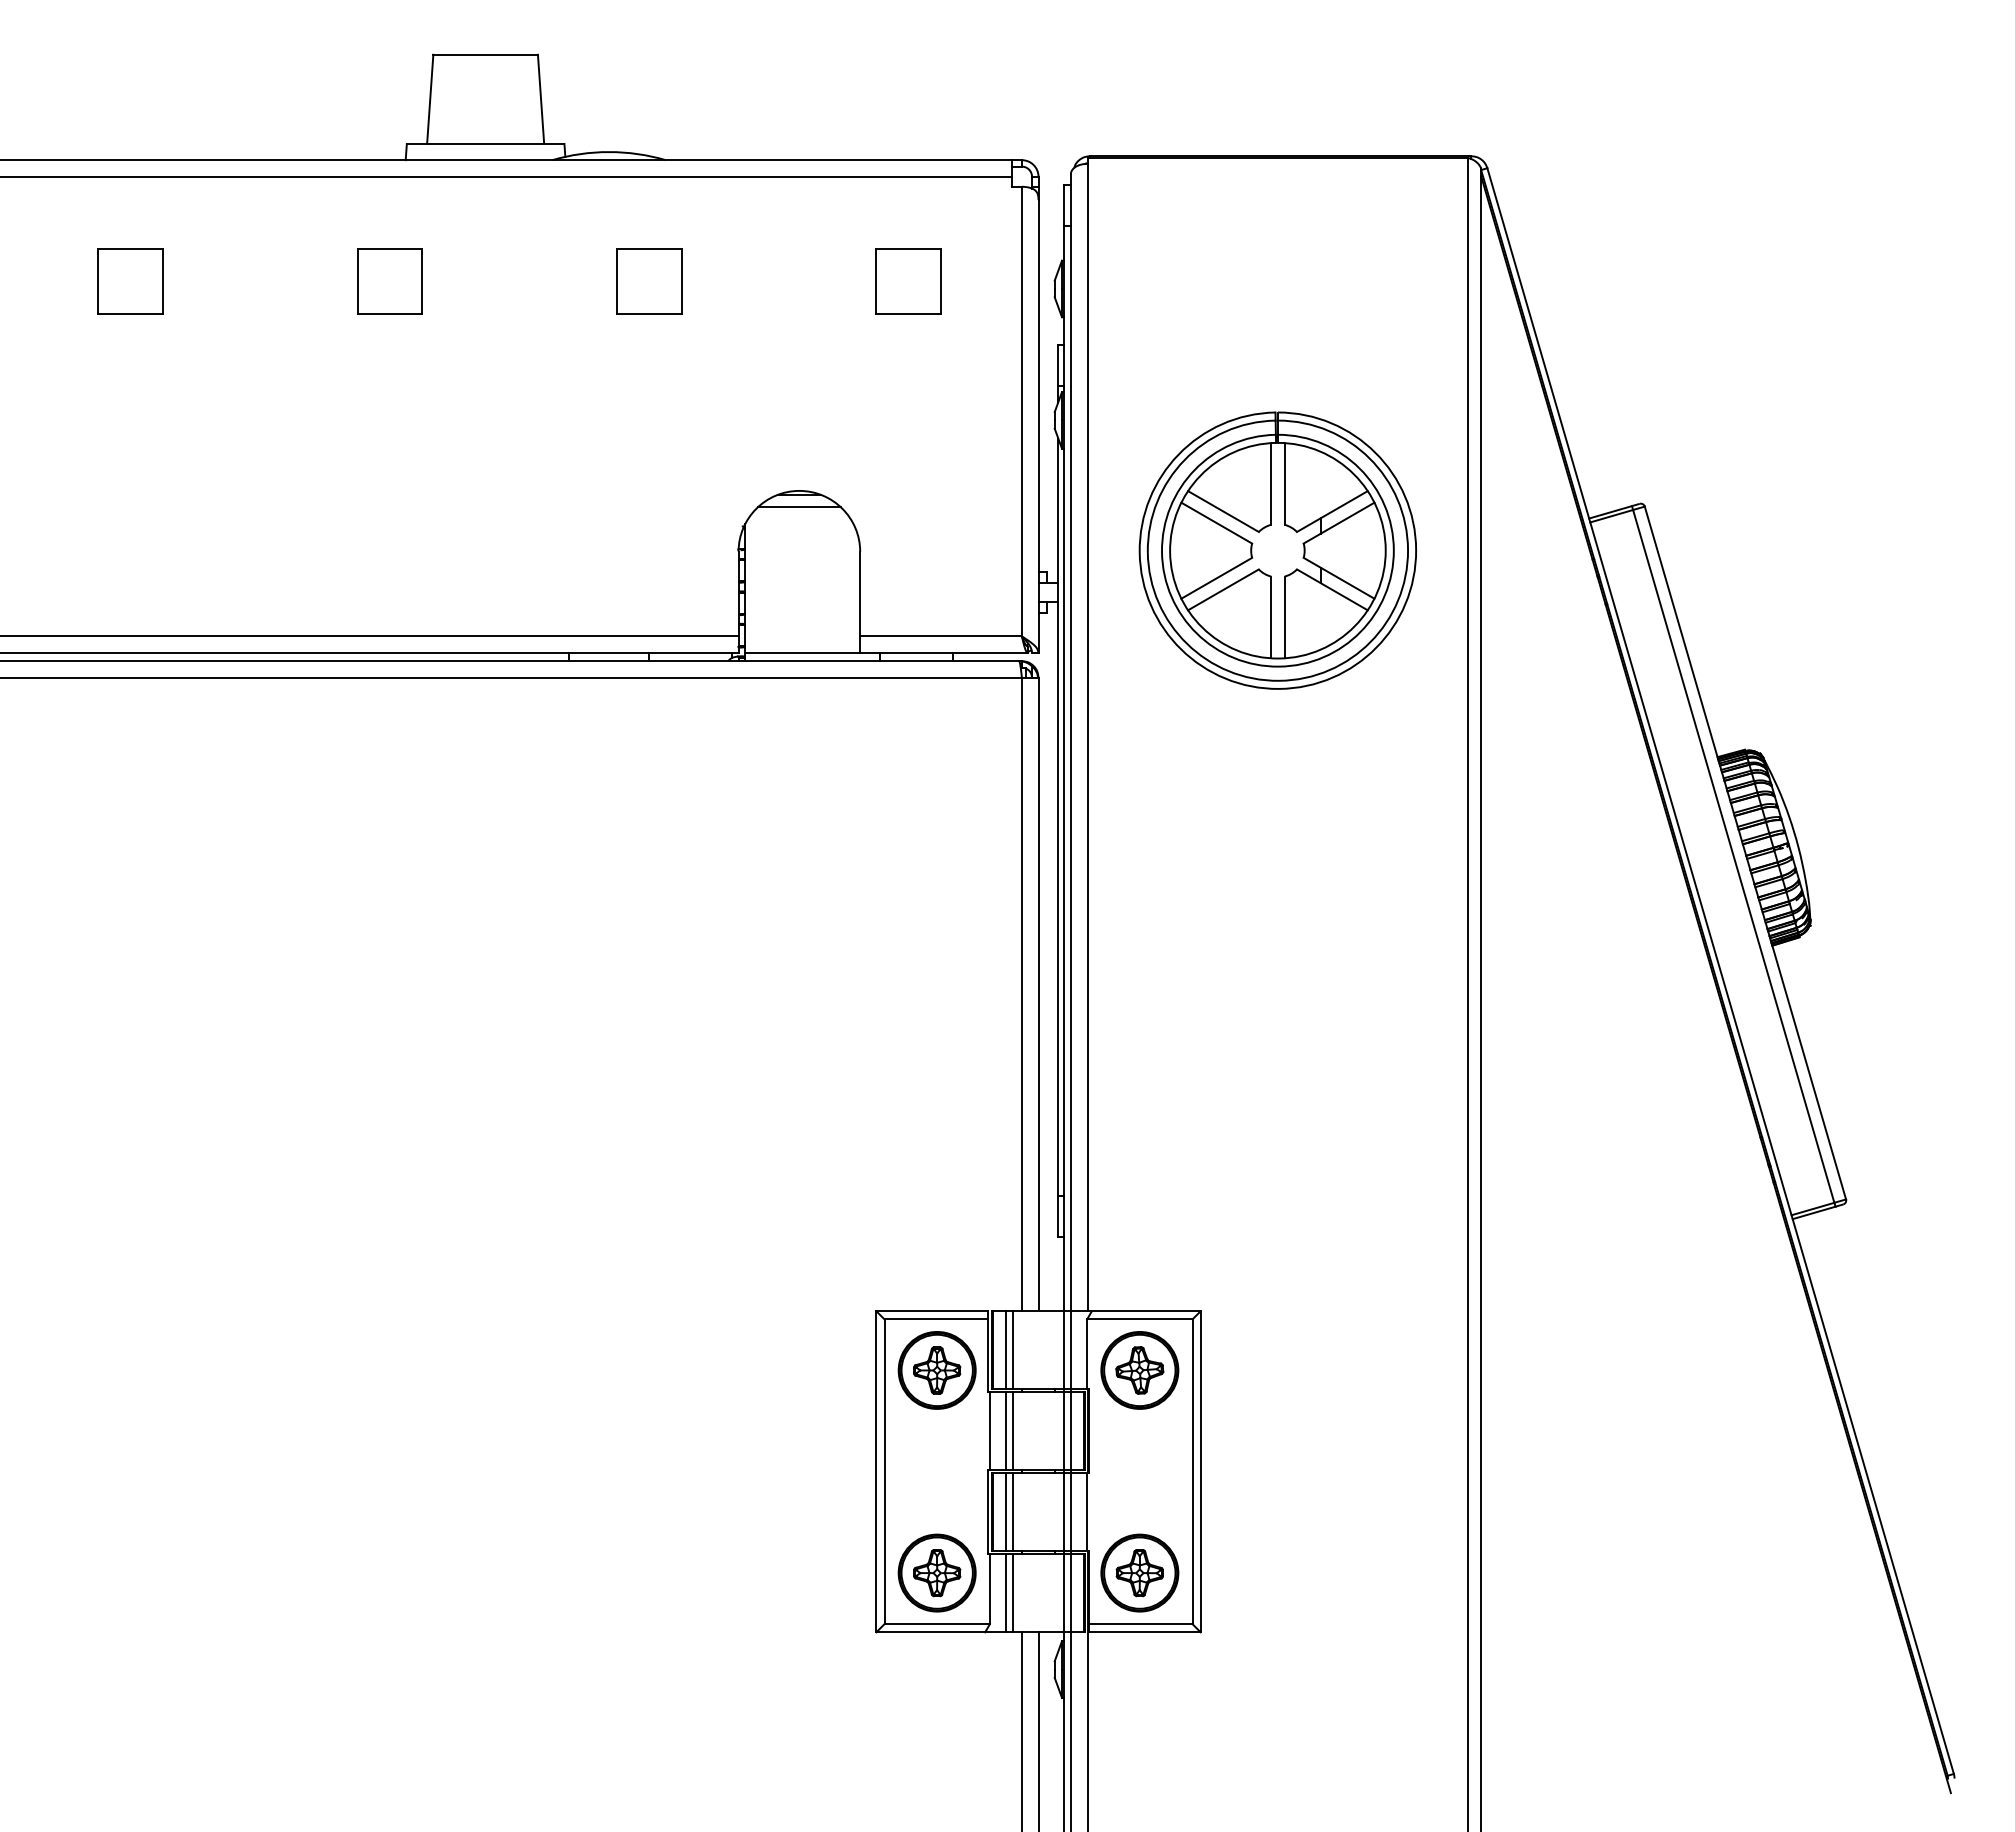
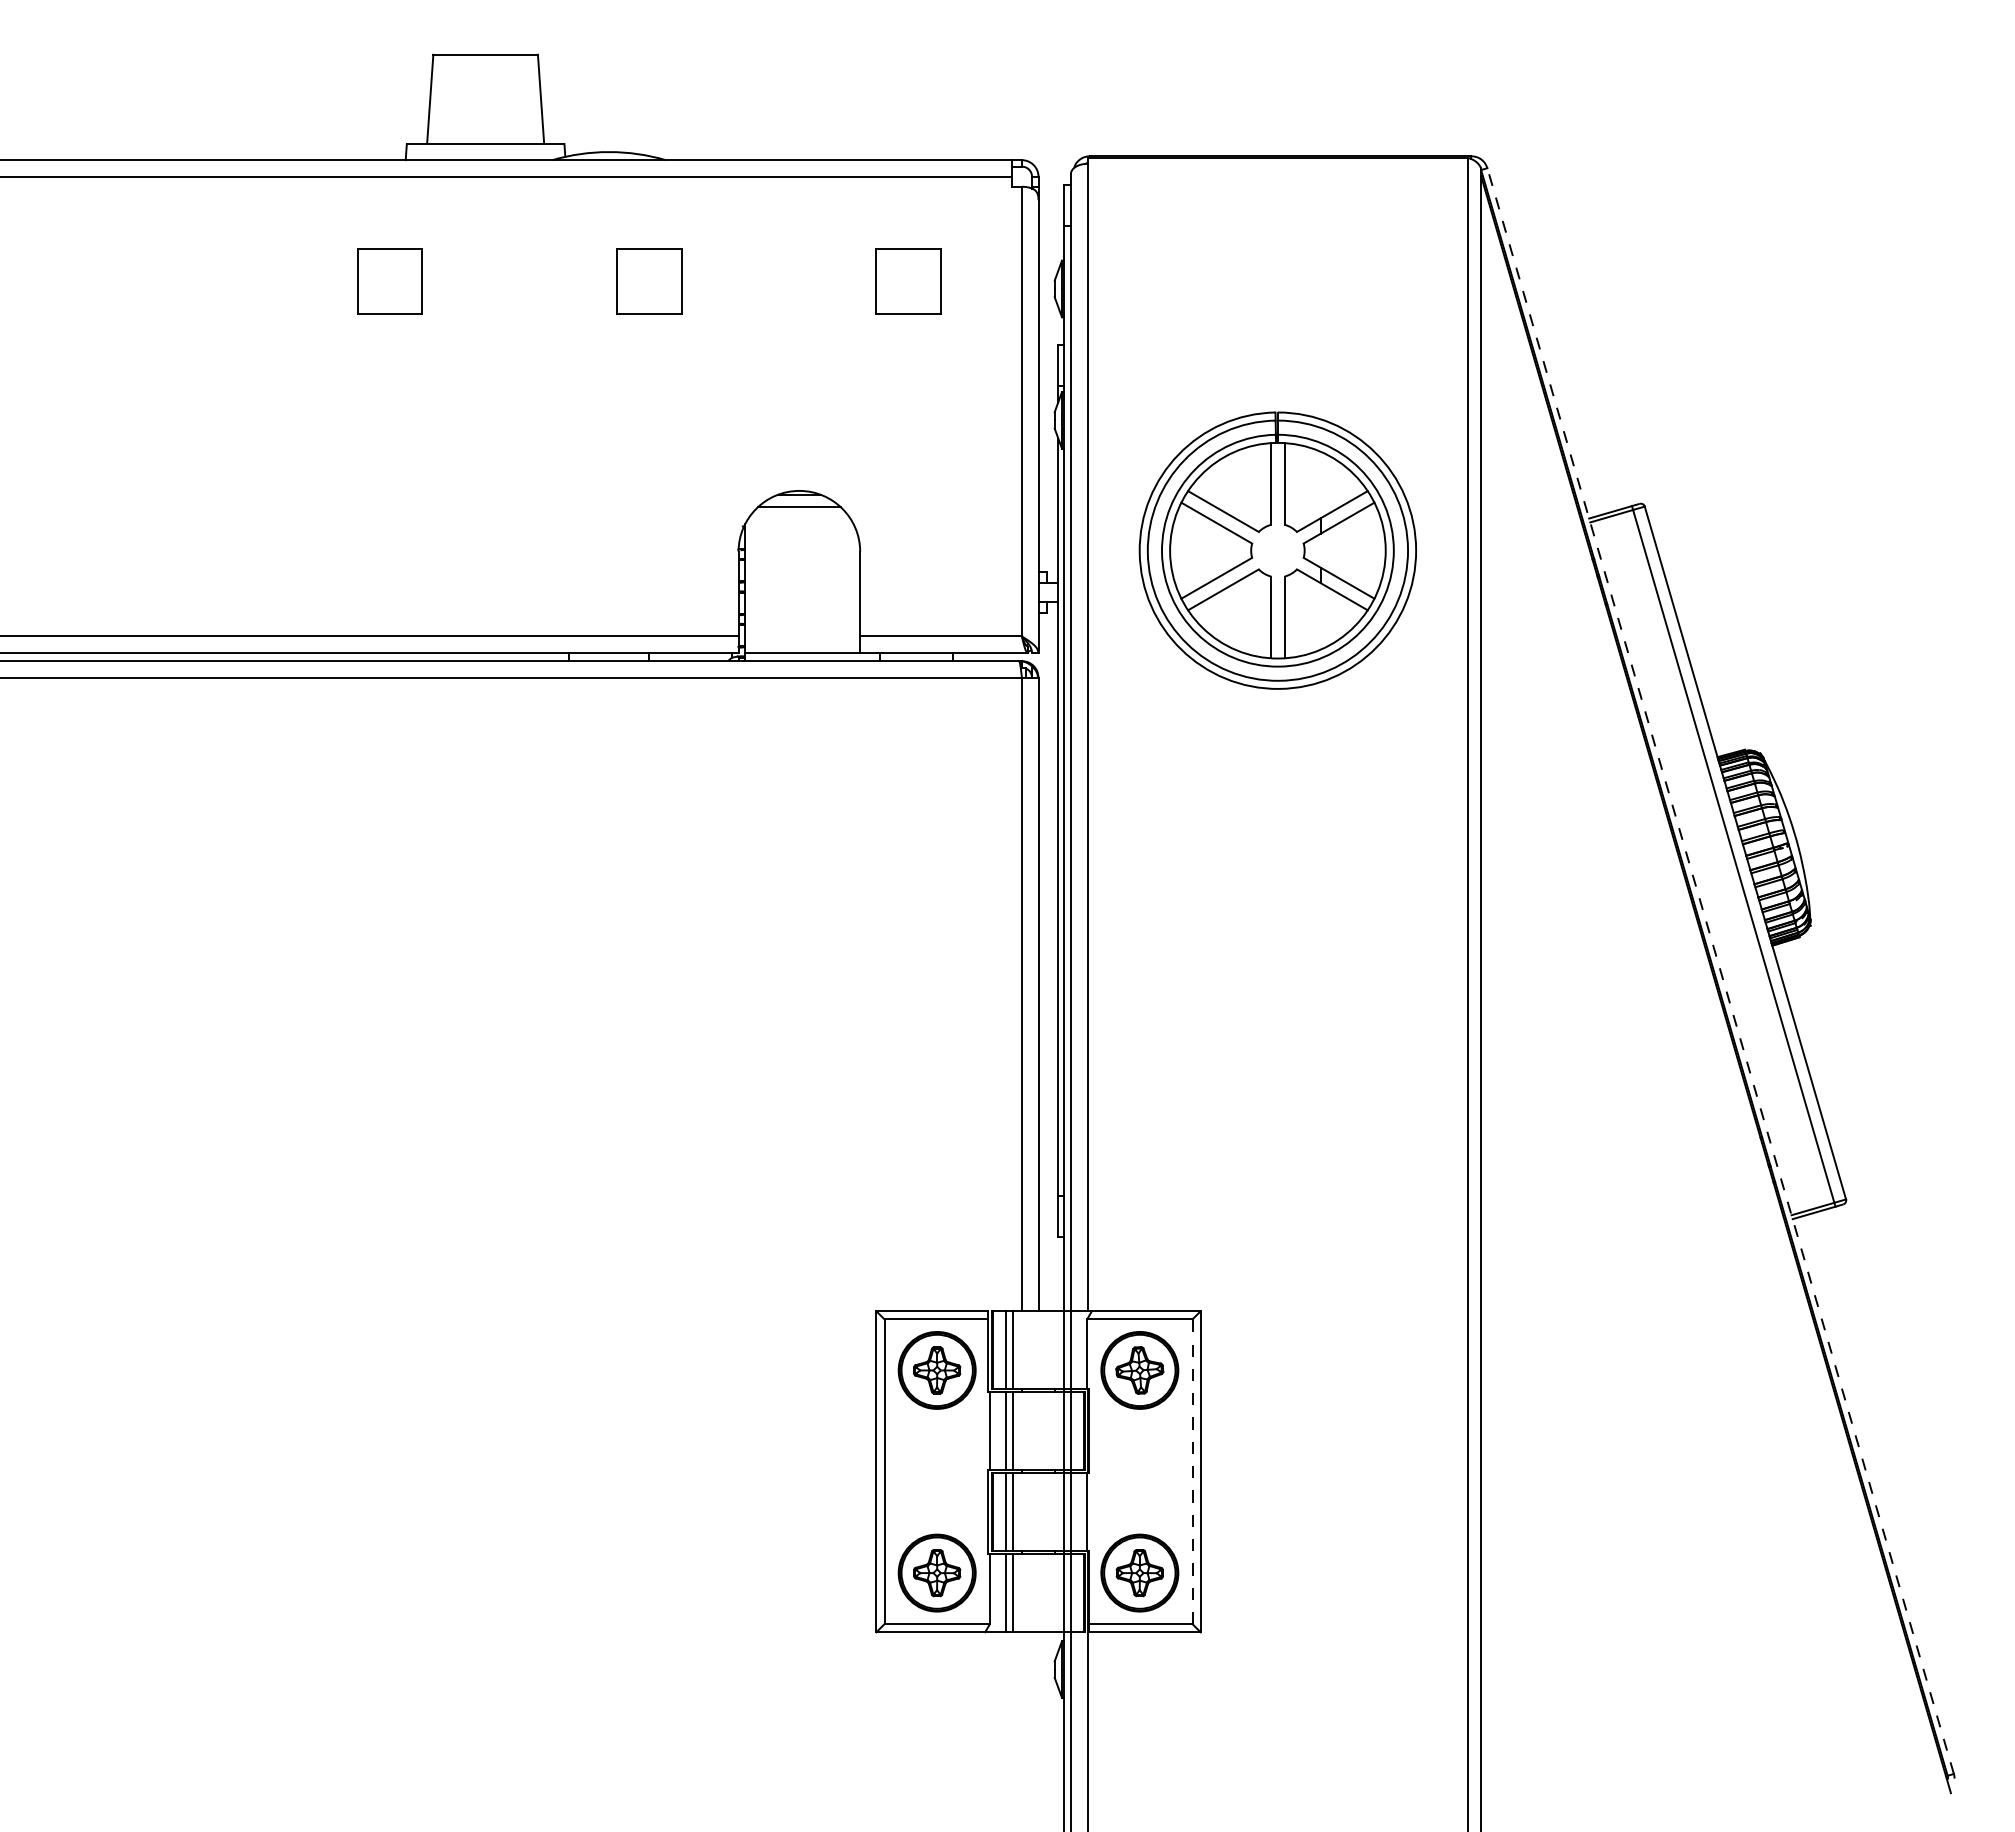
part: present -> none (130, 281)
line: solid -> dashed (1720, 970)
line: solid -> dashed (1192, 1471)
line: present -> none (1021, 1730)
line: present -> none (1038, 1730)
